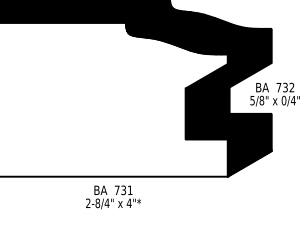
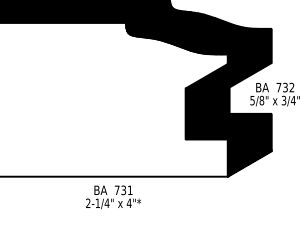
text: 0/4" -> 3/4" (283, 100)
text: 2-8/4" -> 2-1/4" (97, 203)
